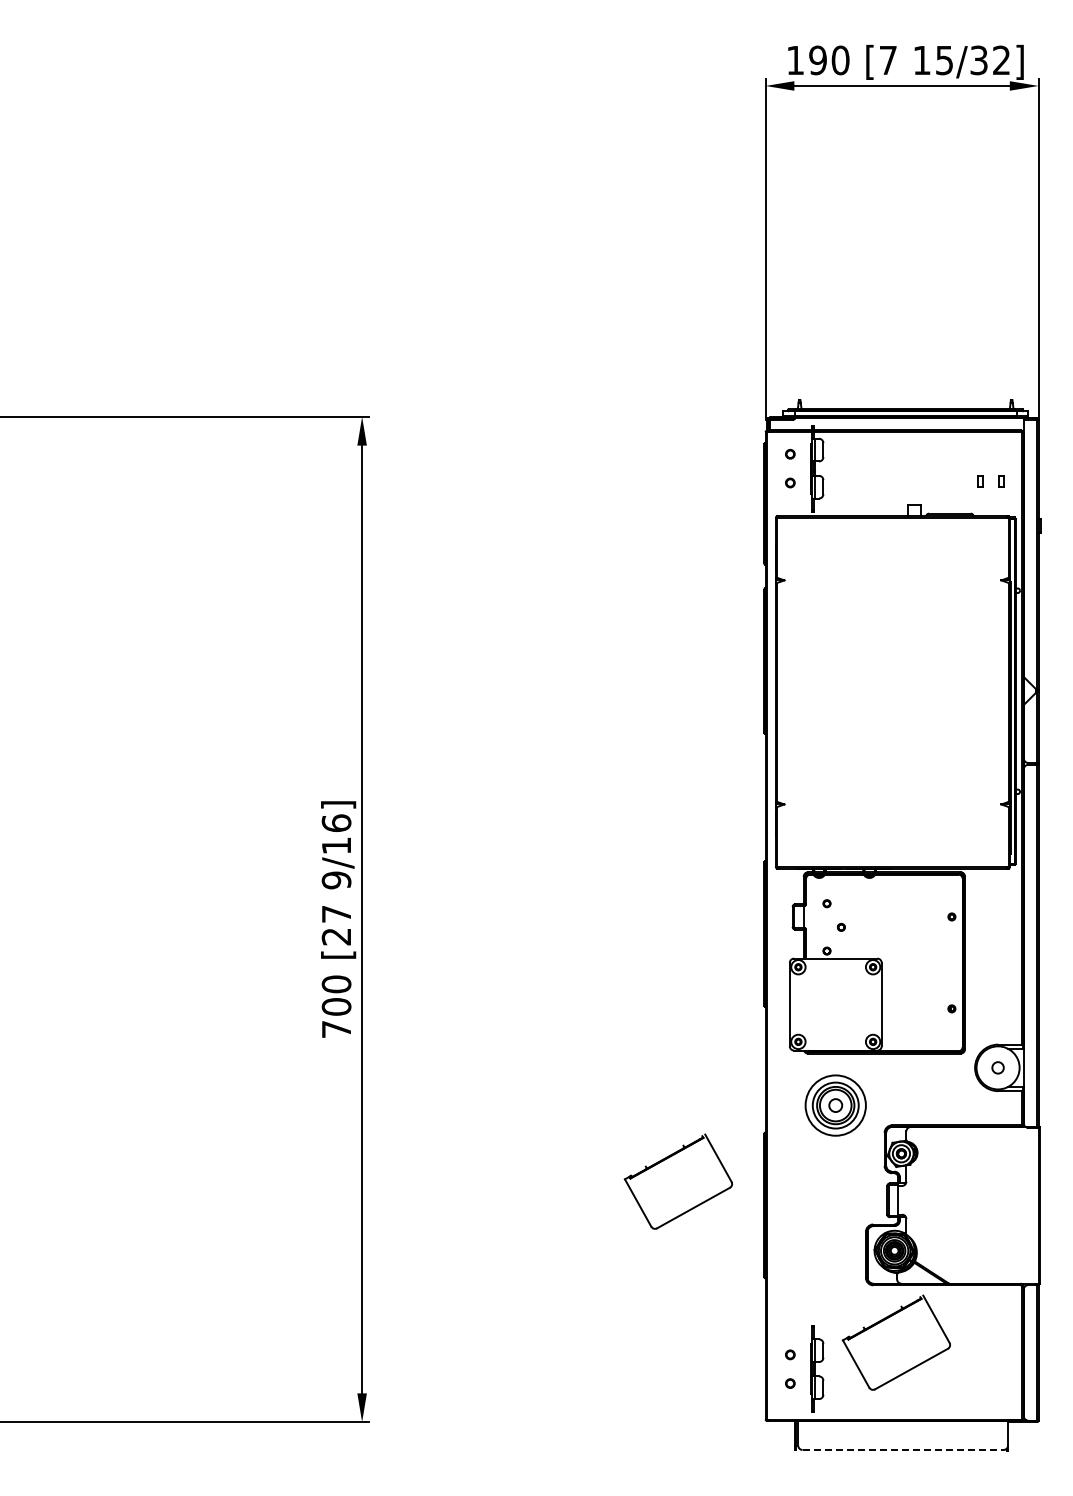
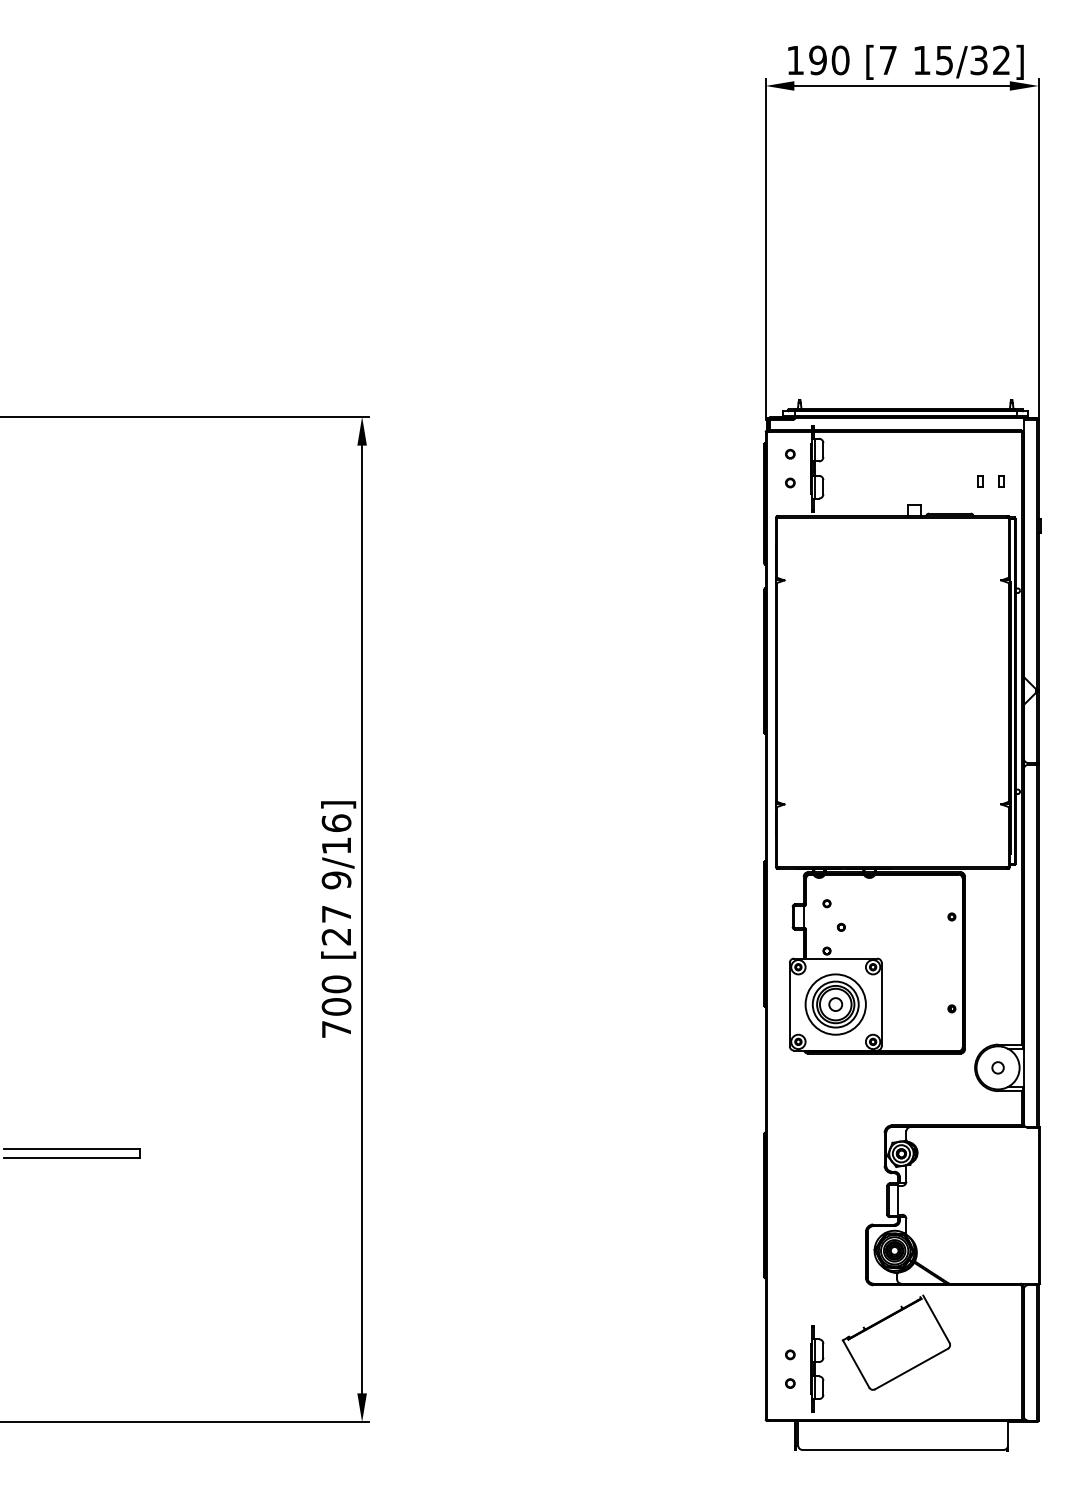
part position: (835, 1105) -> (835, 1004) (835, 1004)
part: none -> present (71, 1153)
part: present -> none (677, 1181)
line: dashed -> solid (903, 1449)
